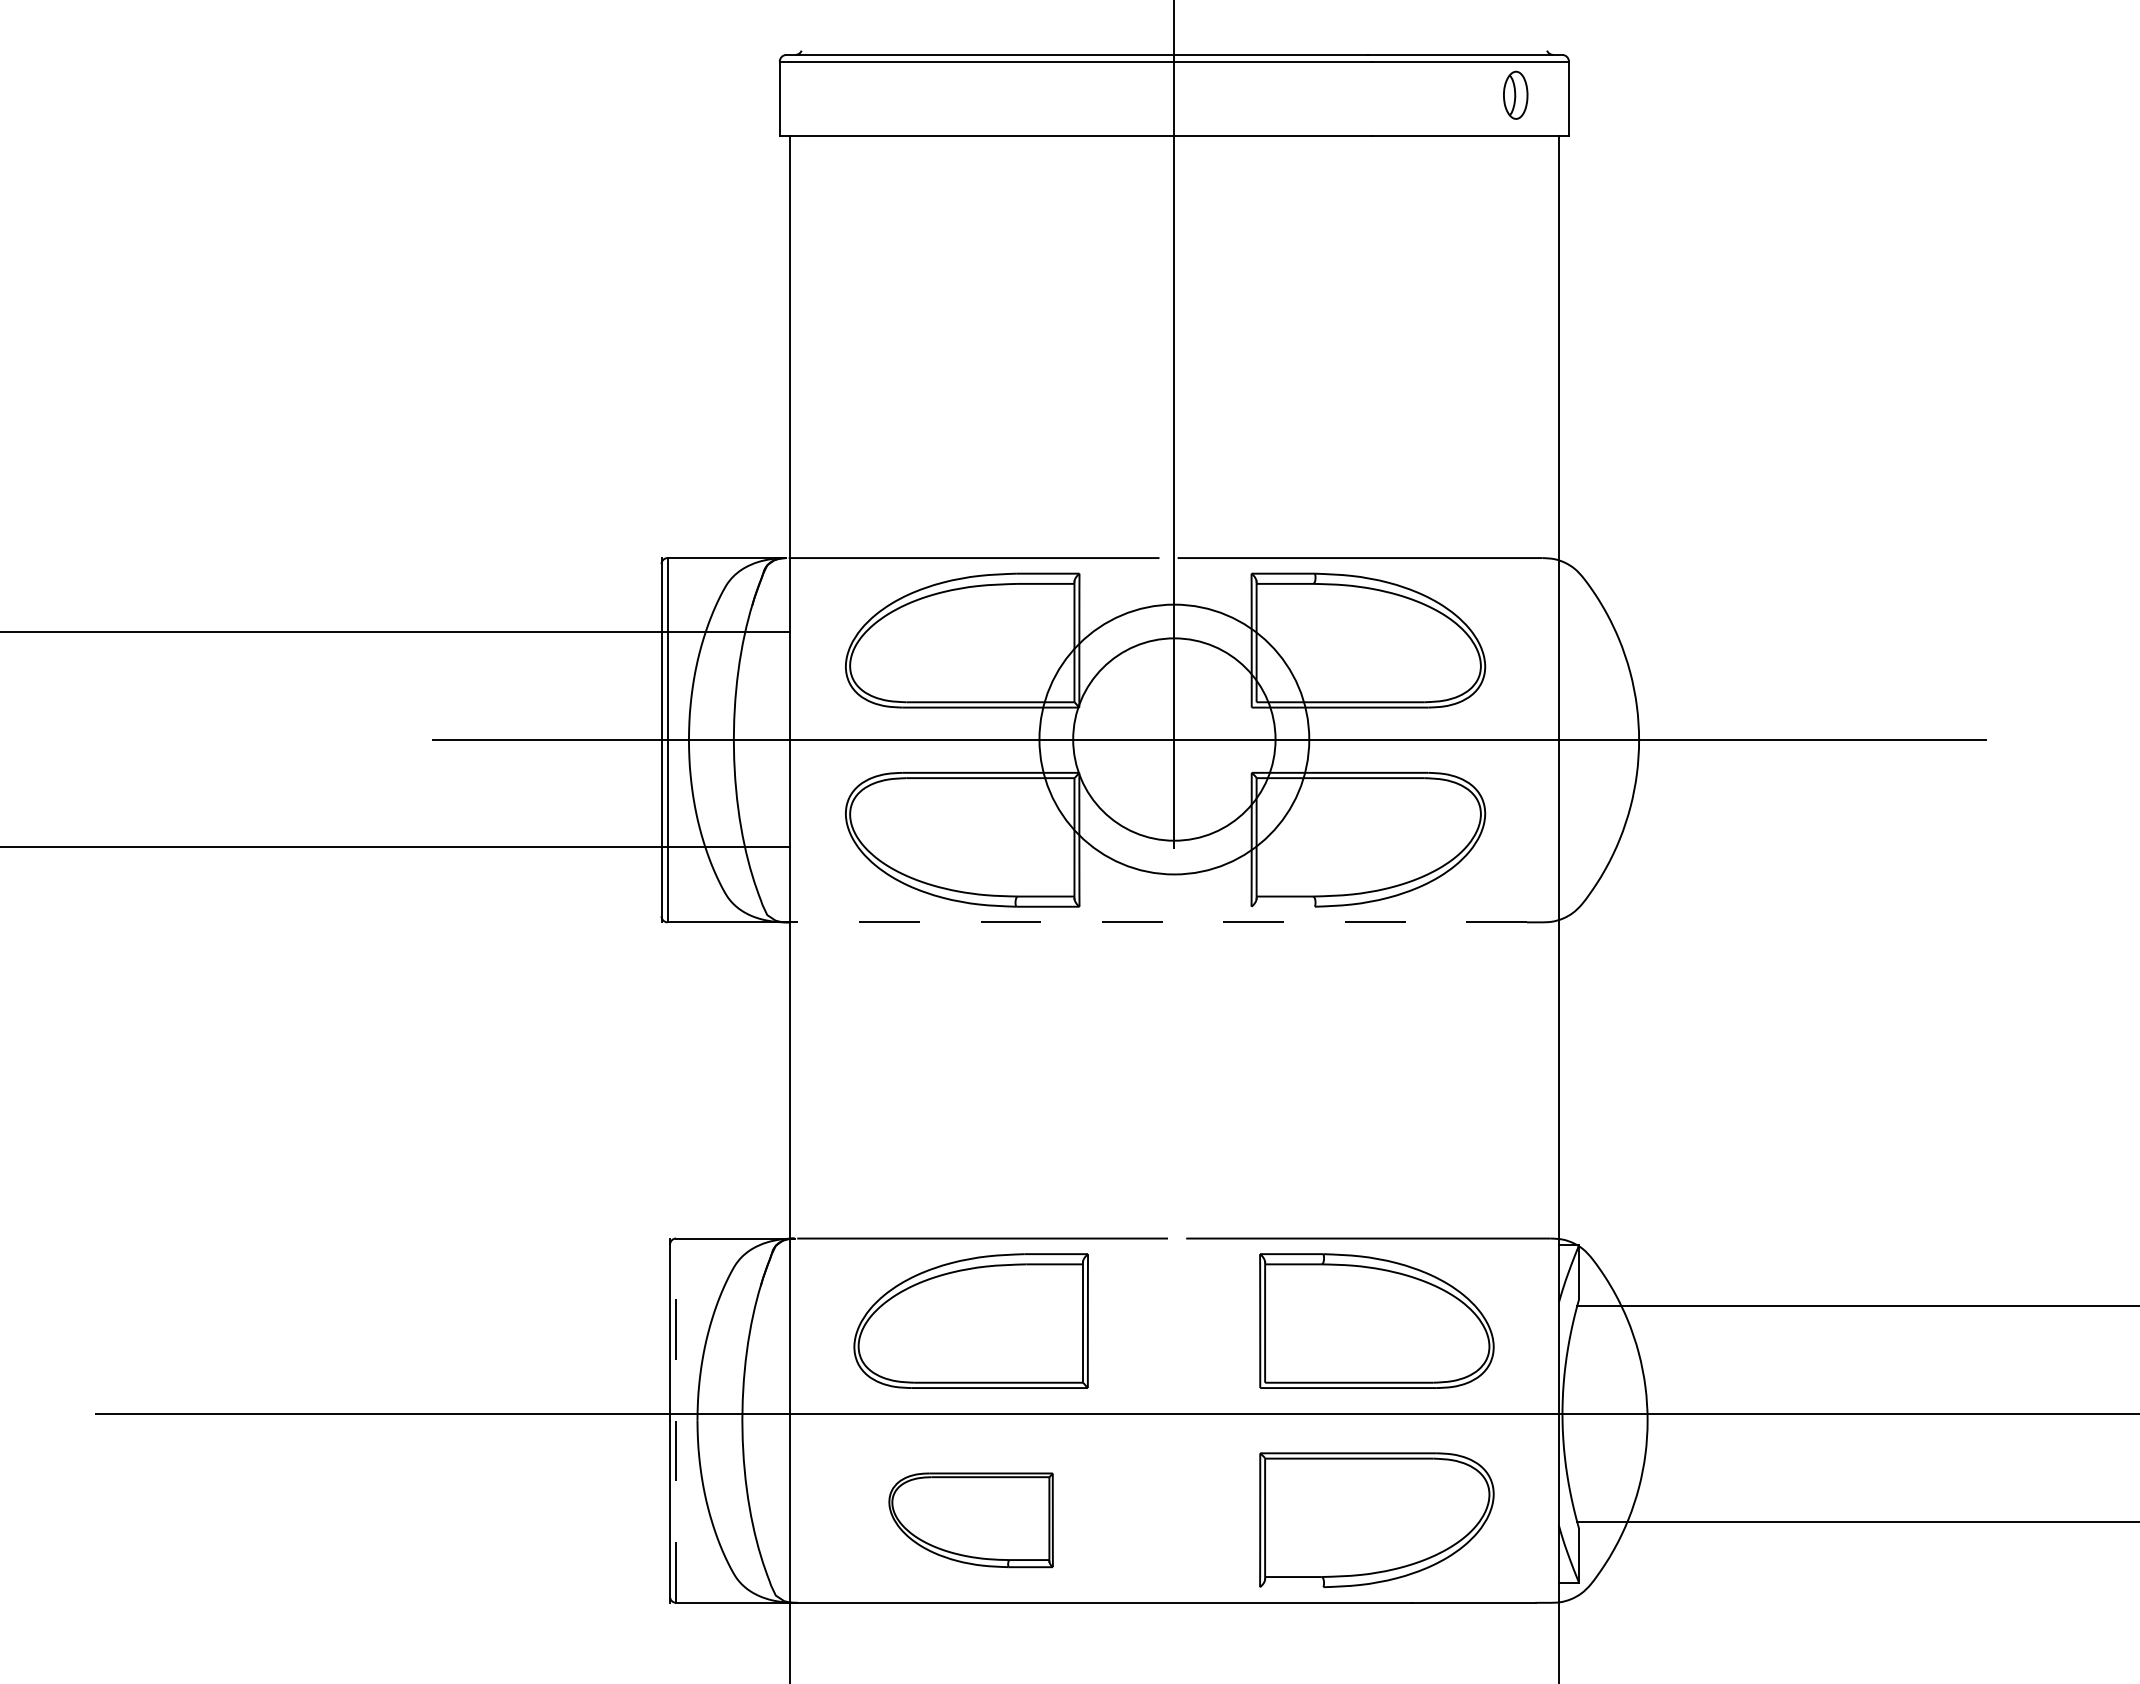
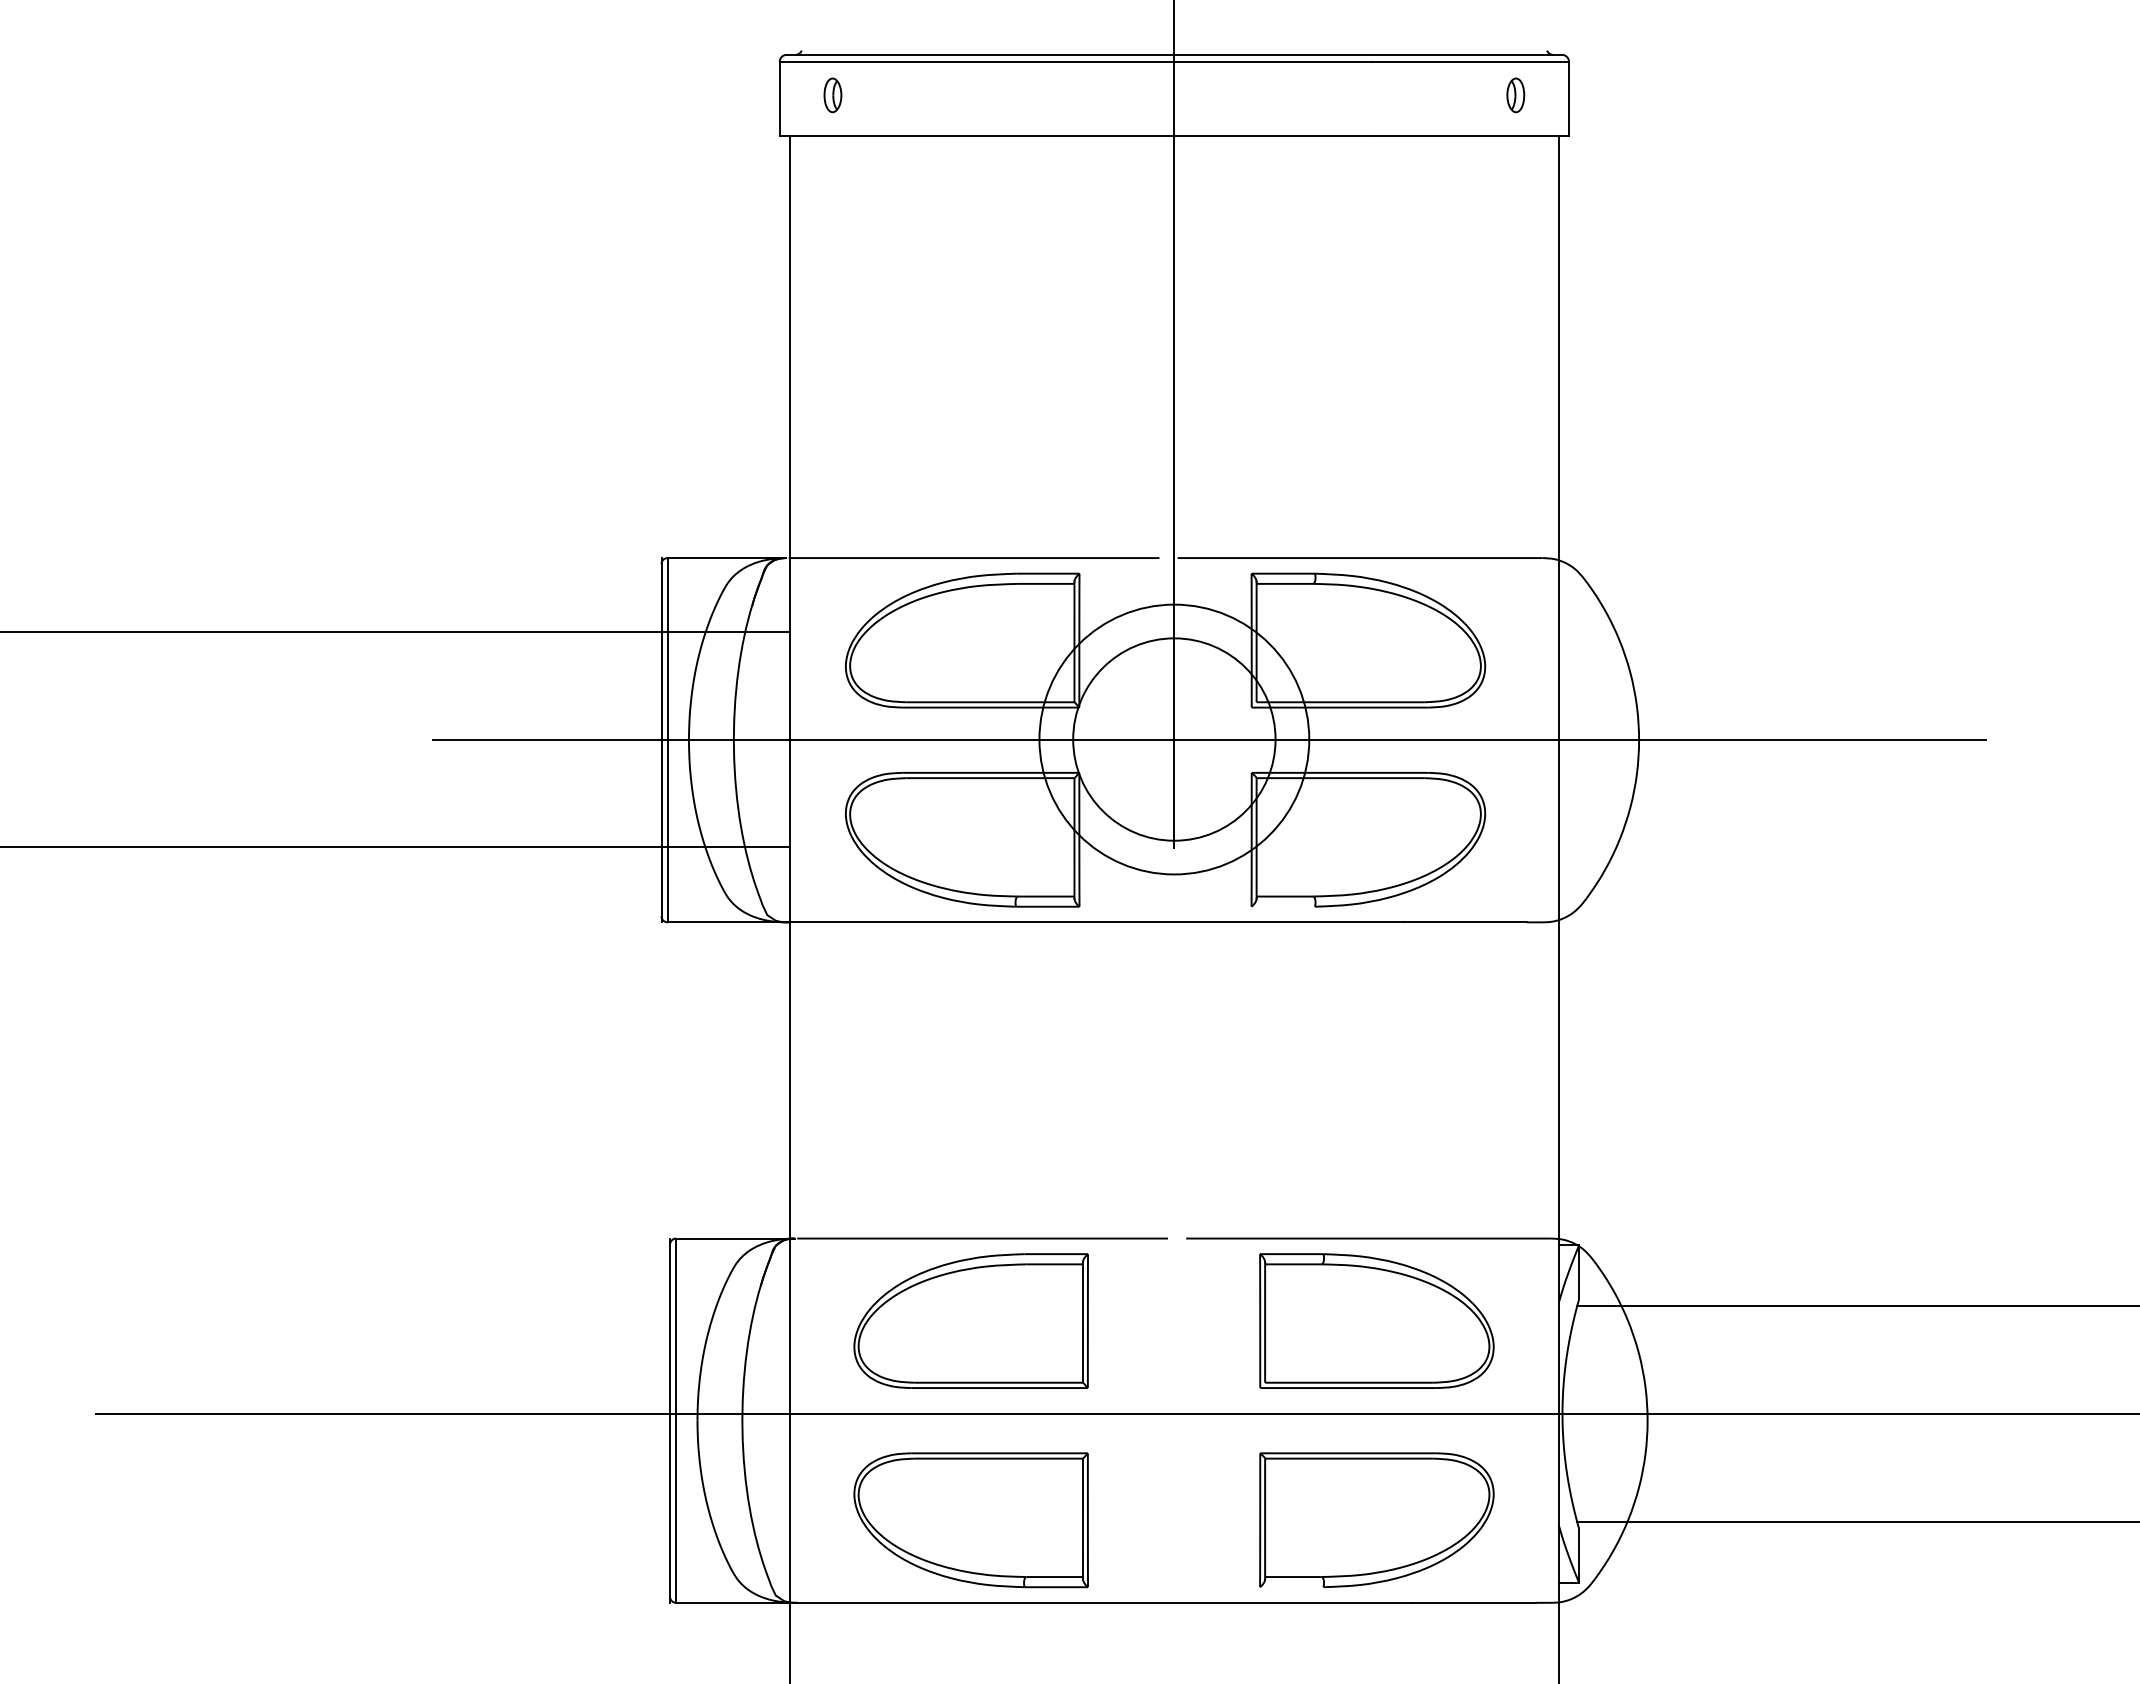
part size: 26x50 px -> 20x37 px (1515, 95)
part: none -> present (832, 95)
line: dashed -> solid (1156, 922)
line: dashed -> solid (676, 1420)
part size: 166x97 px -> 236x137 px (970, 1520)
